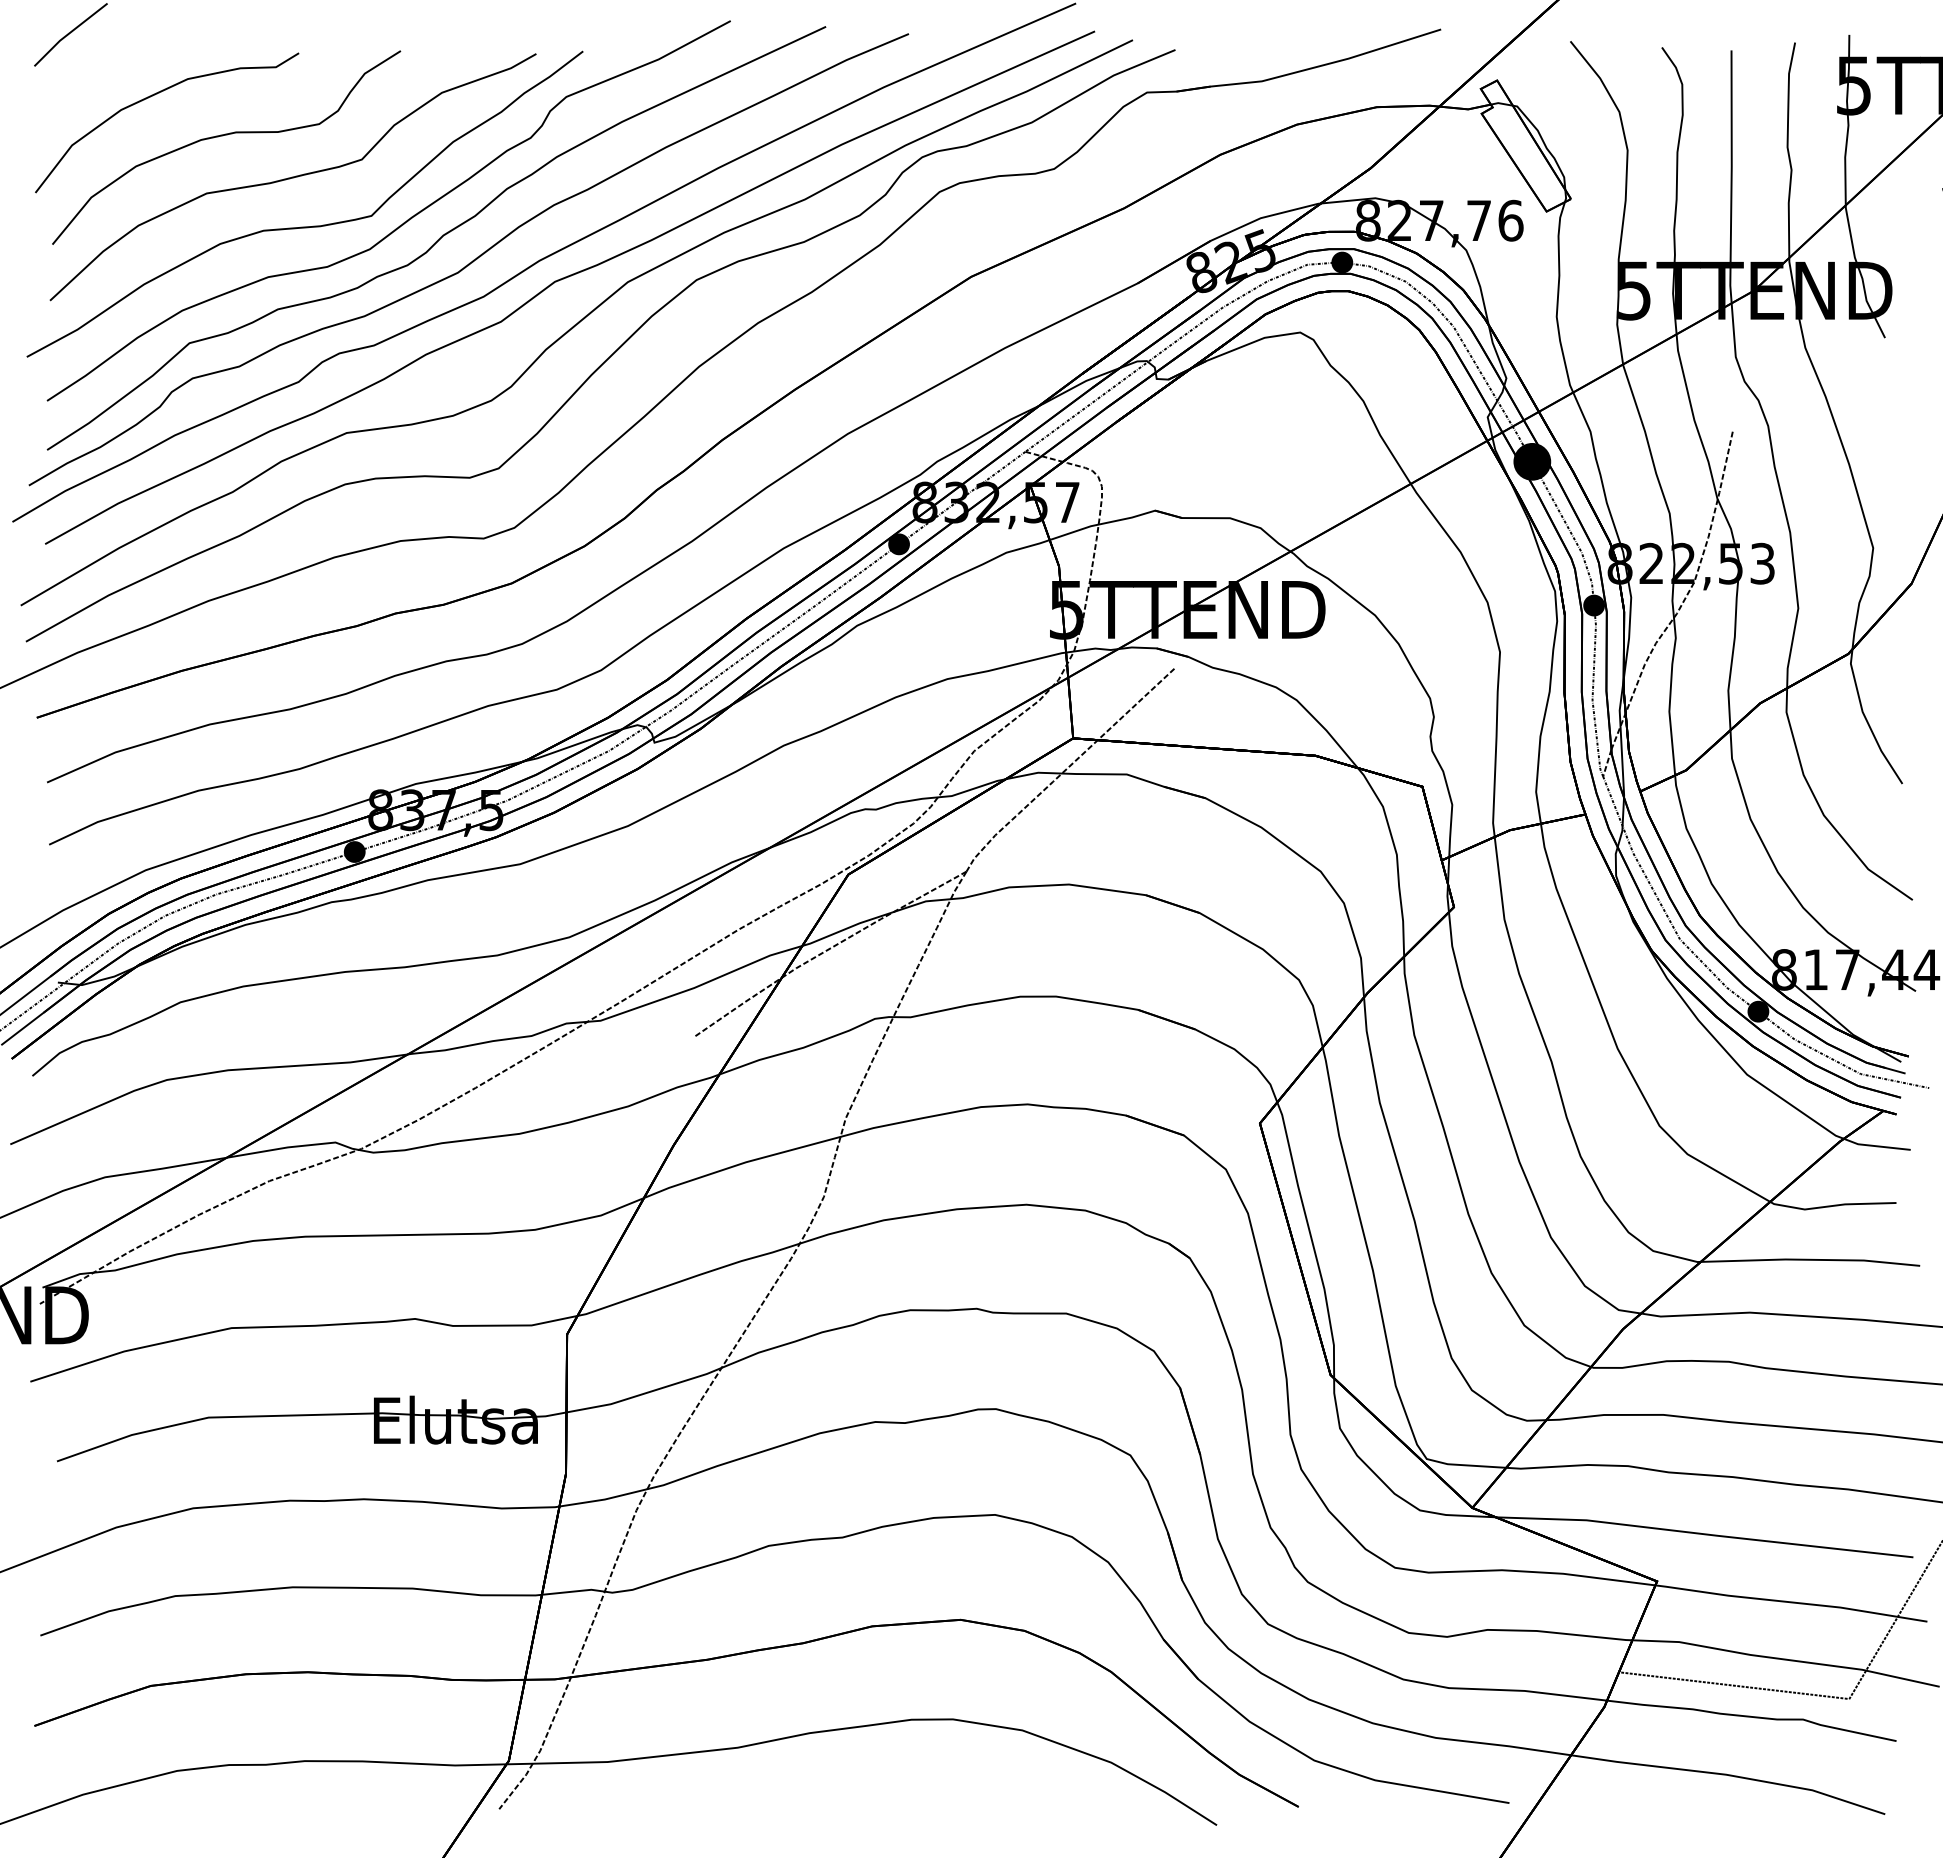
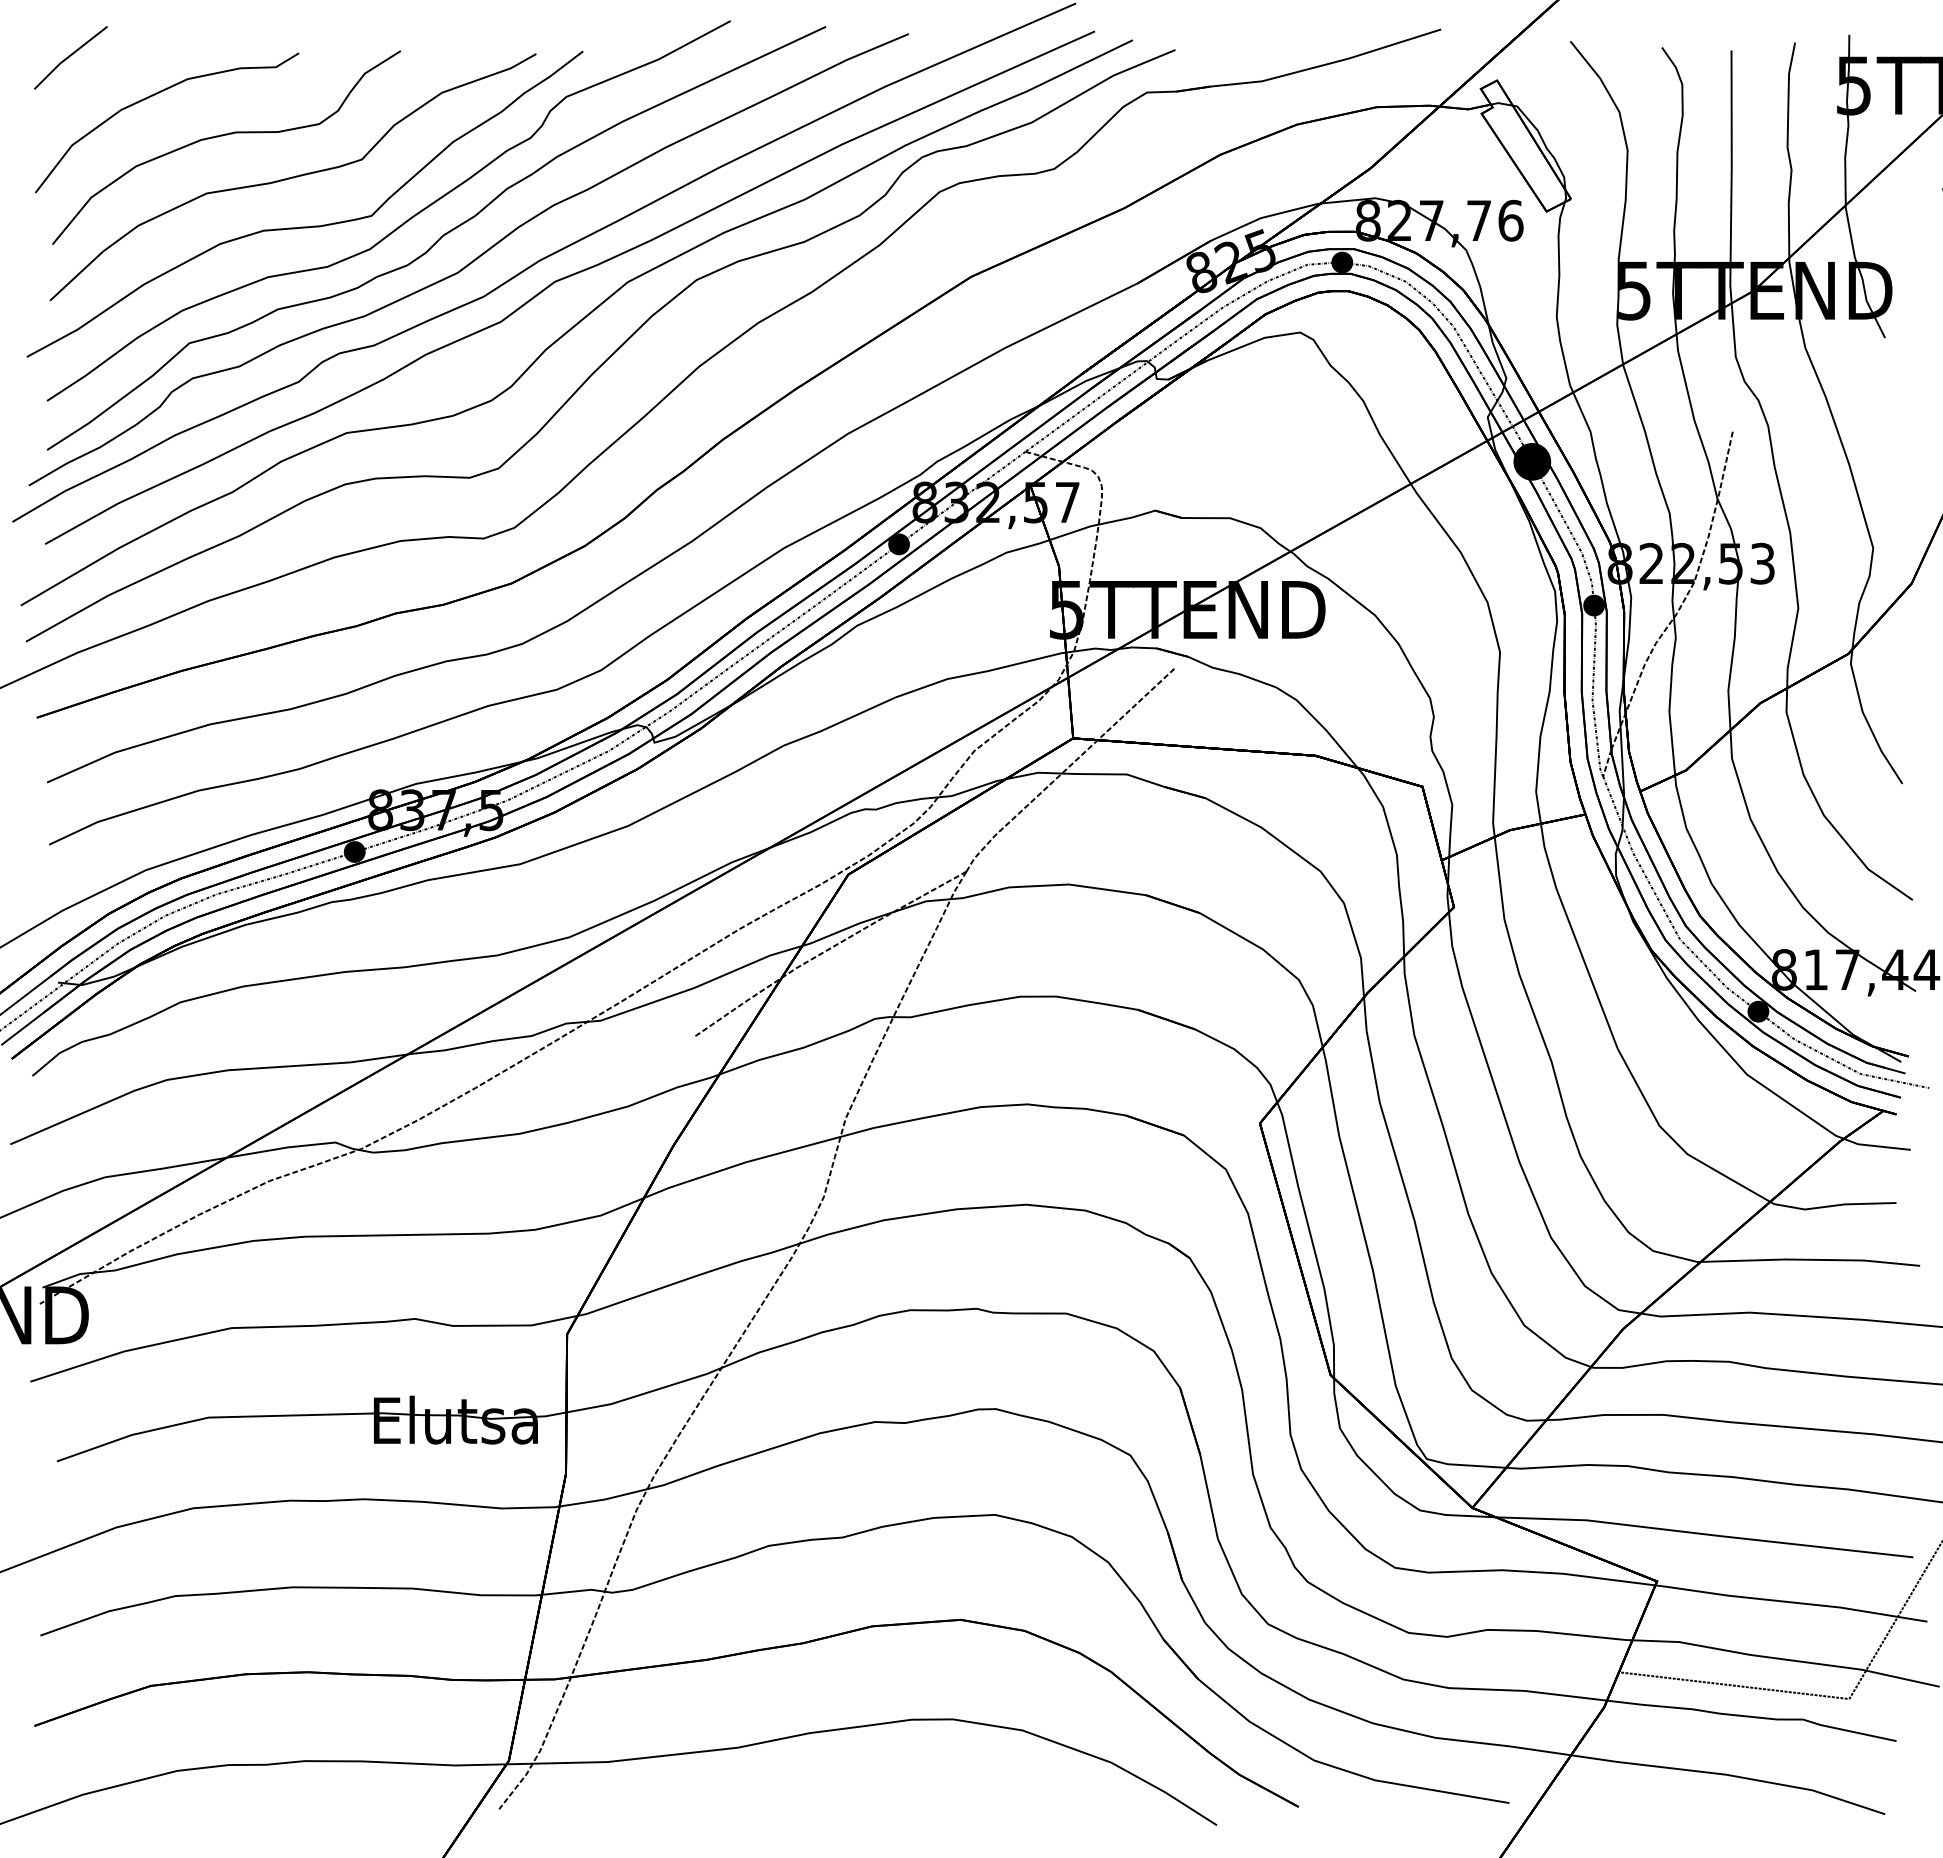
line position: (70, 33) -> (70, 56) (70, 56)
